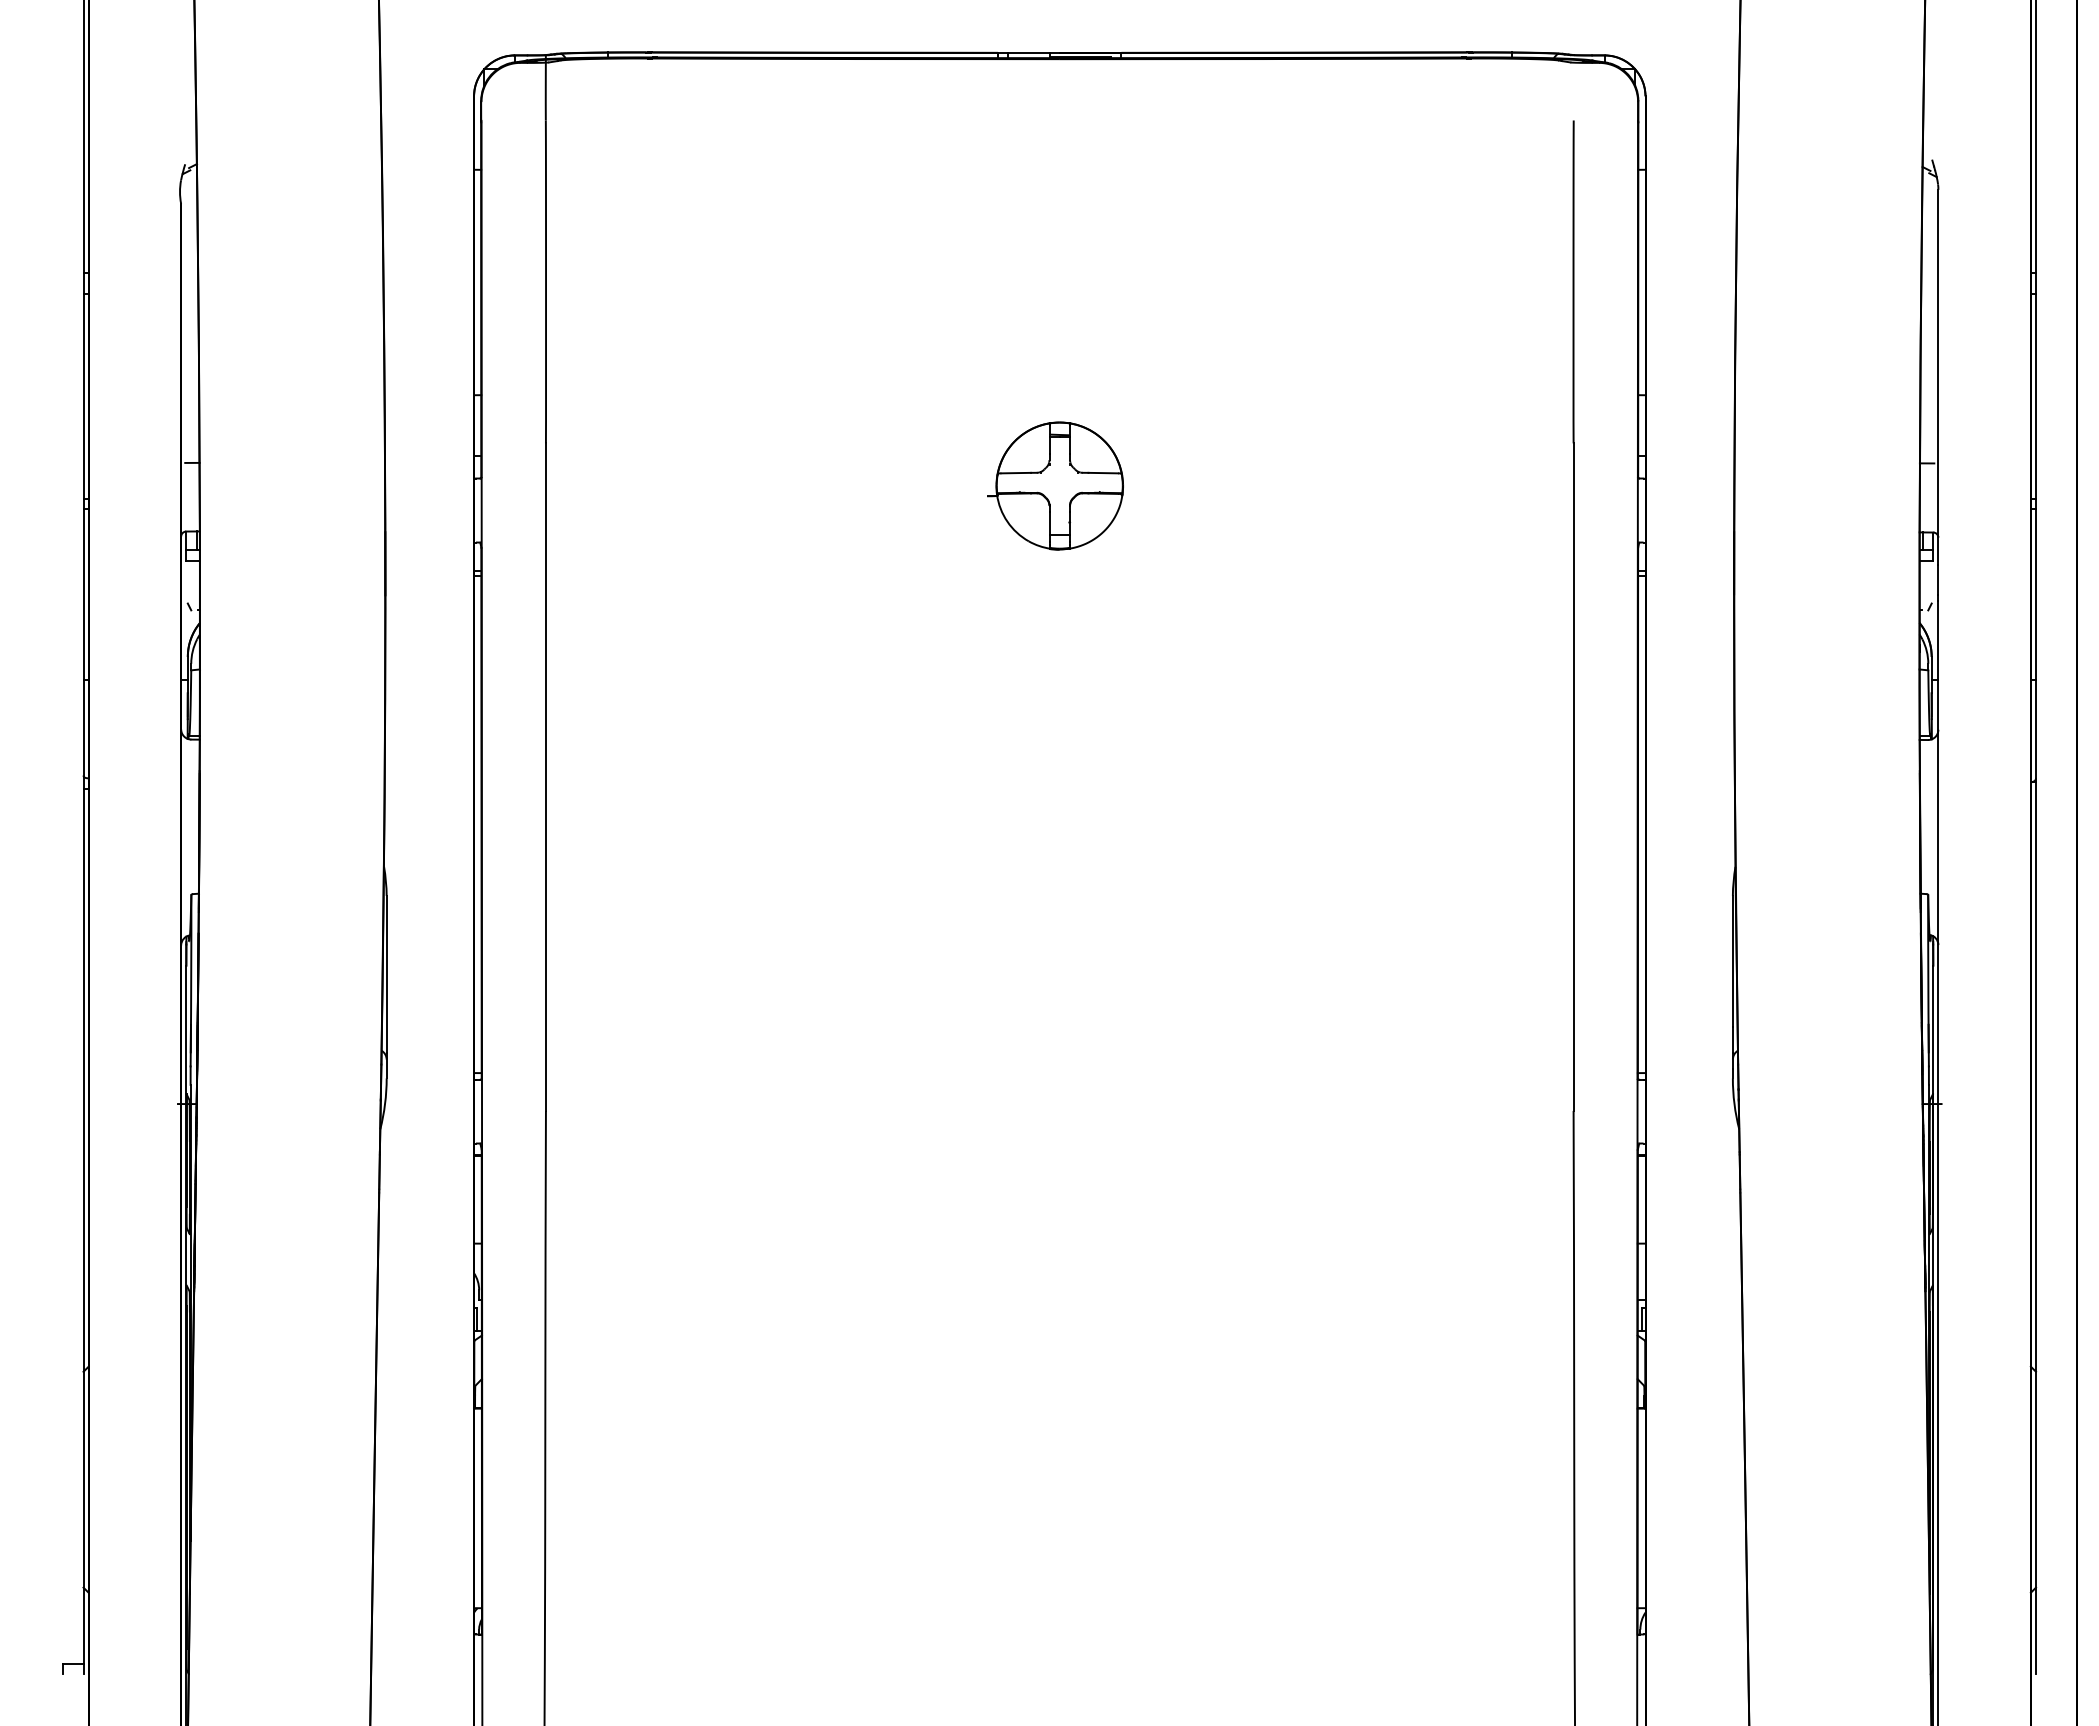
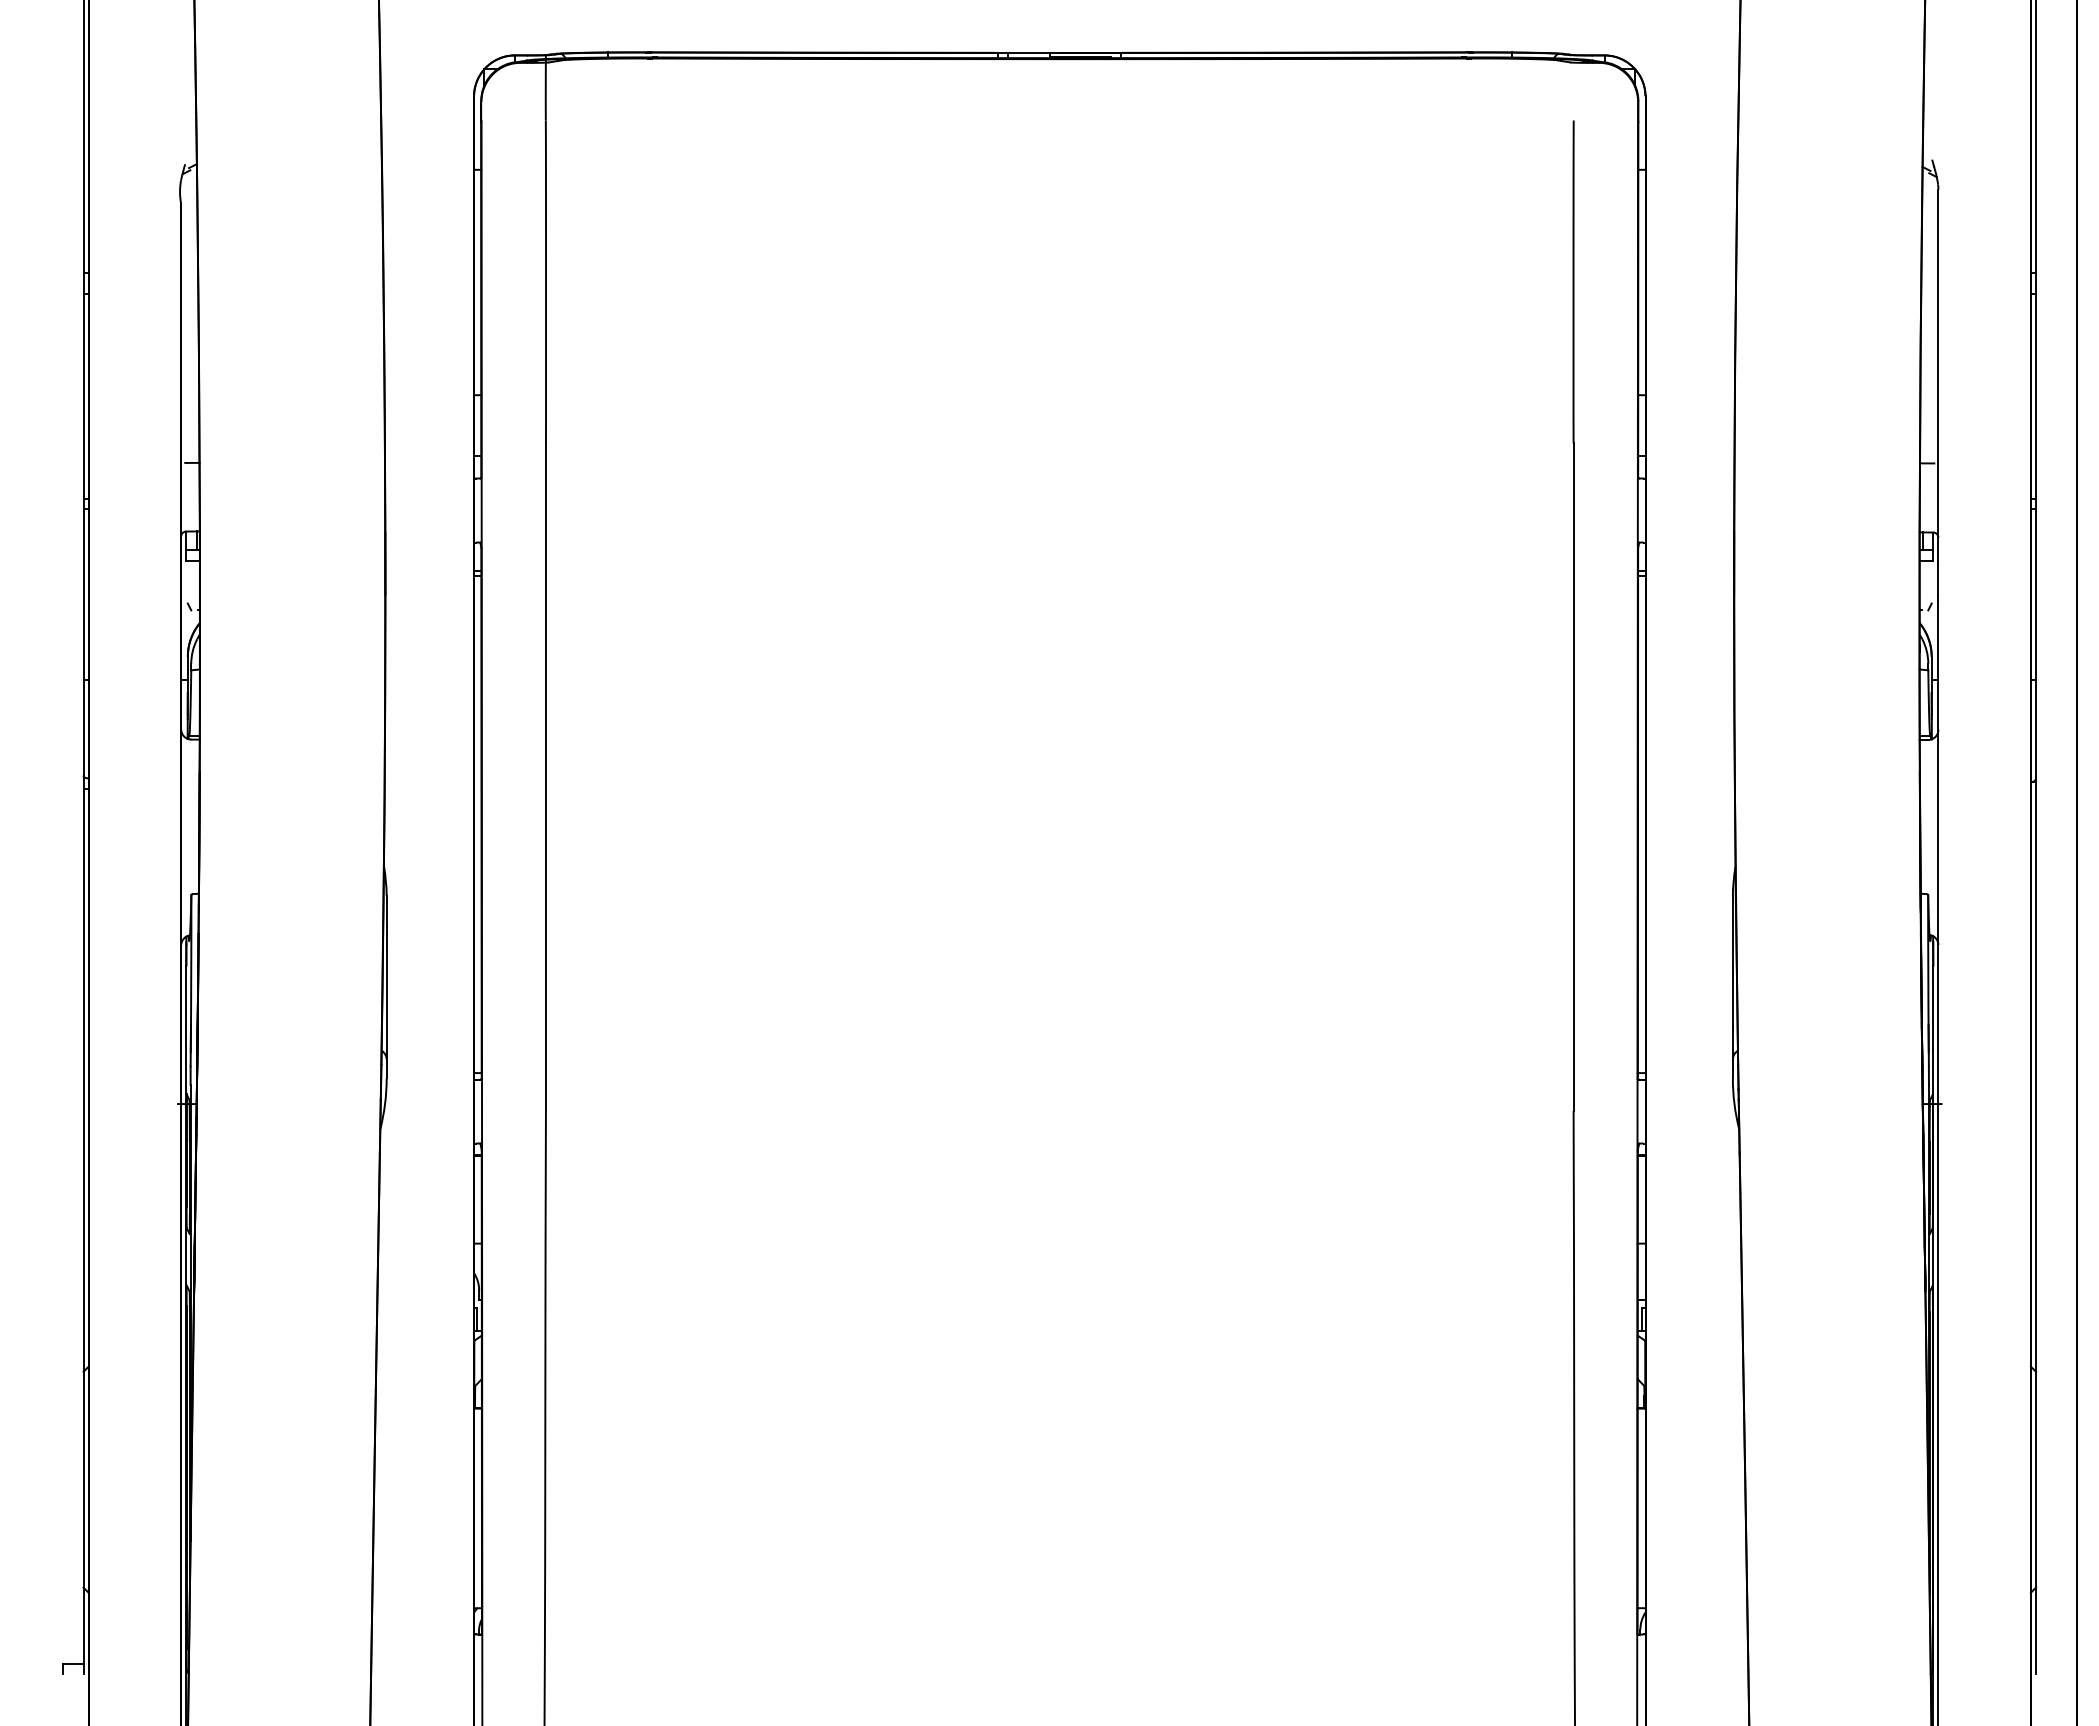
part: present -> none (1055, 485)
